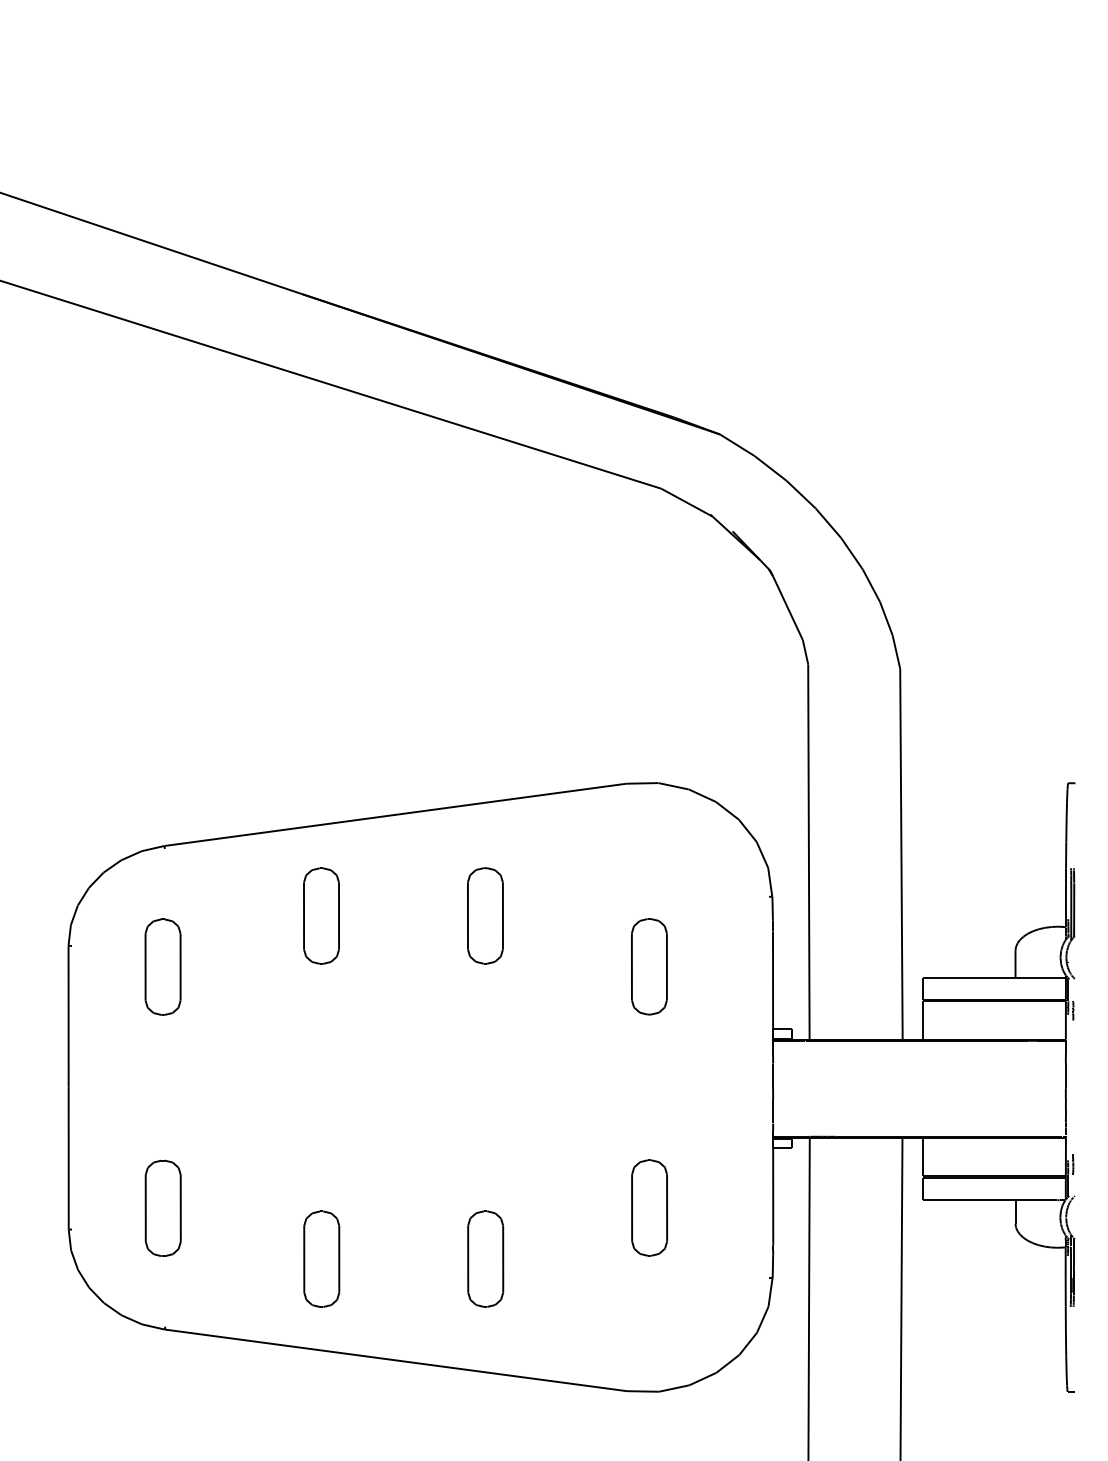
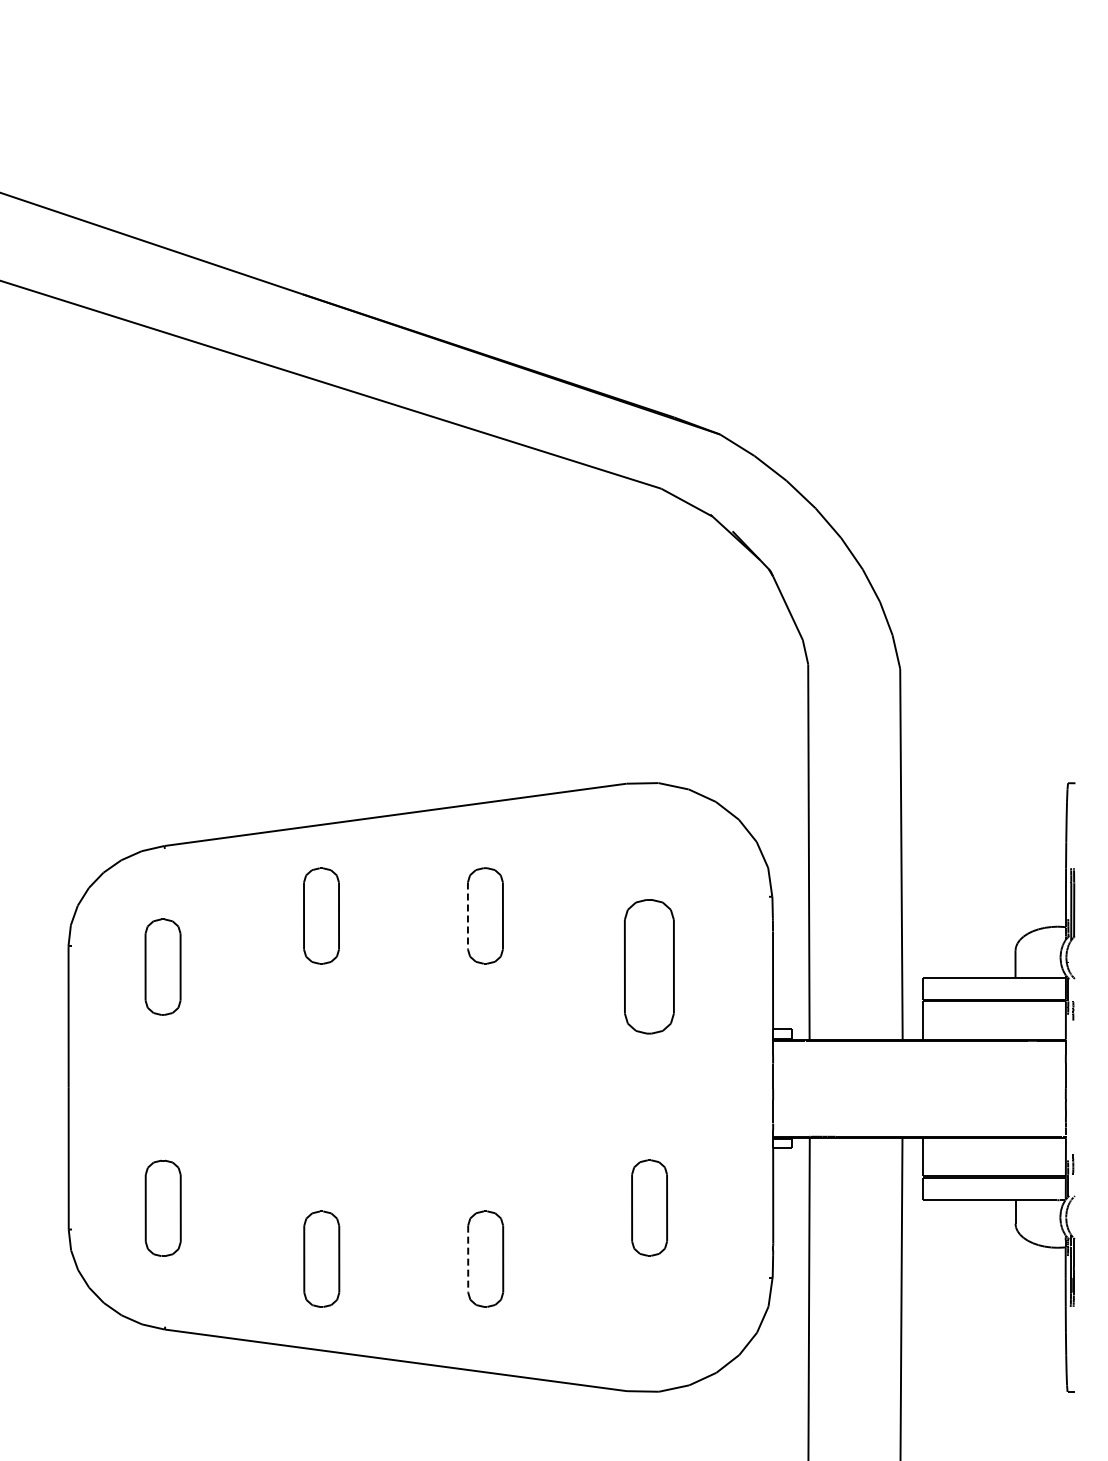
line: solid -> dashed (467, 916)
part size: 37x98 px -> 51x136 px (649, 966)
line: solid -> dashed (468, 1259)
